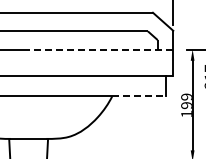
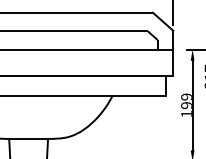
line: dashed -> solid (100, 49)
line: dashed -> solid (139, 96)
